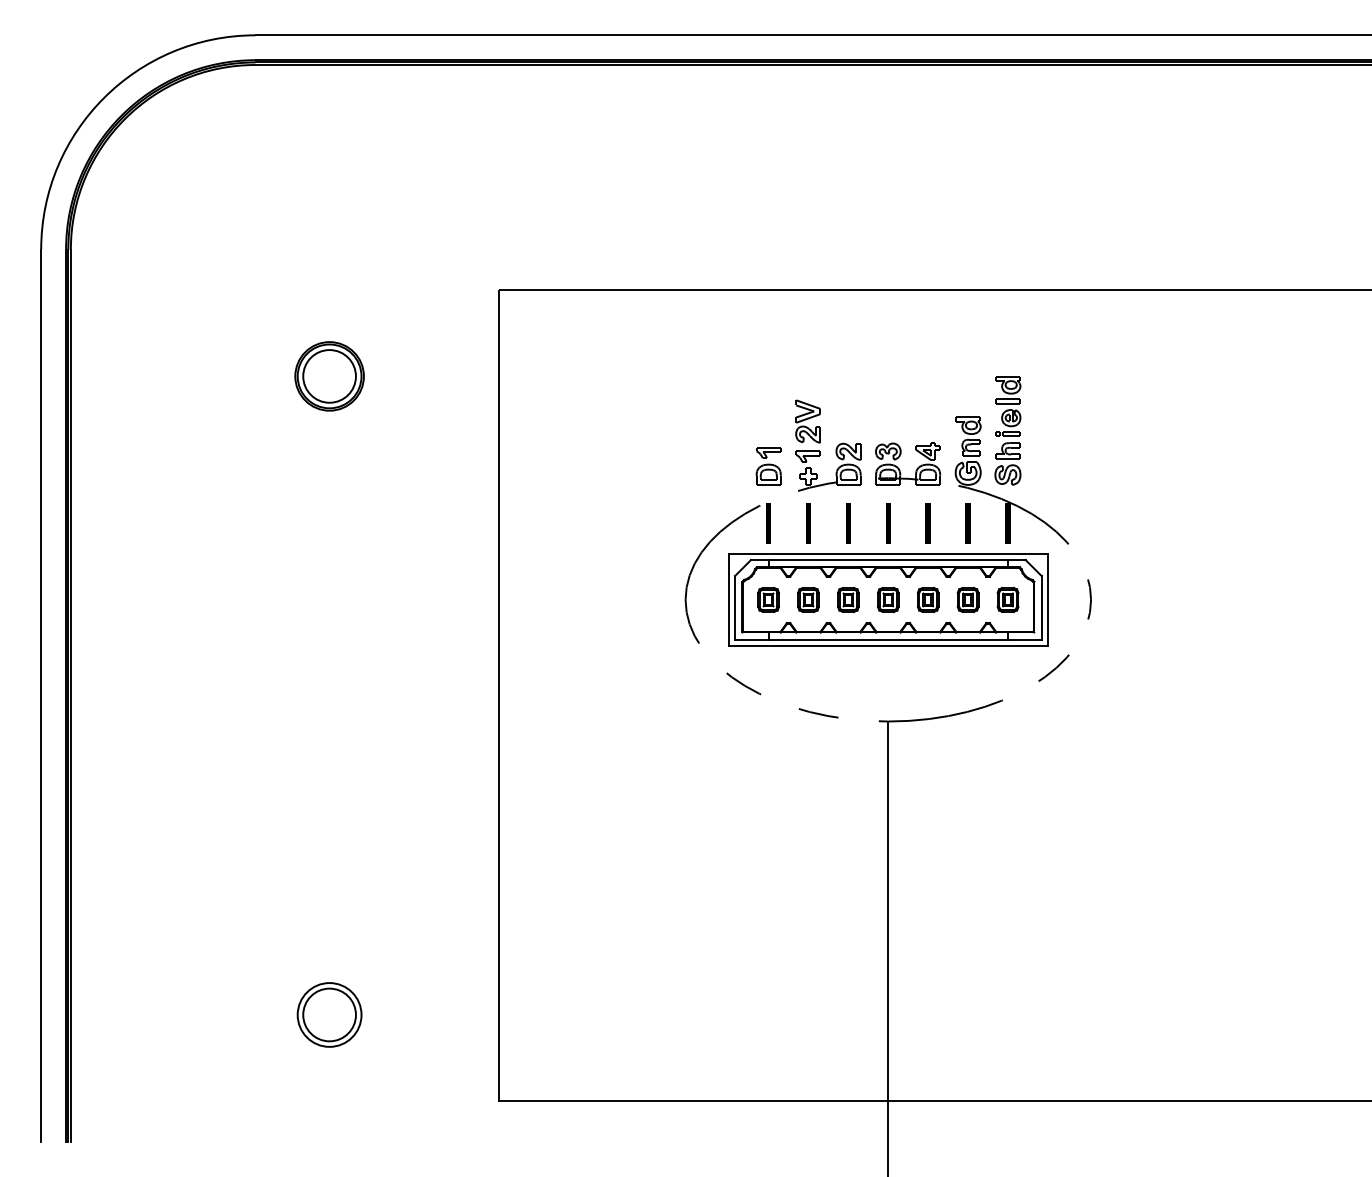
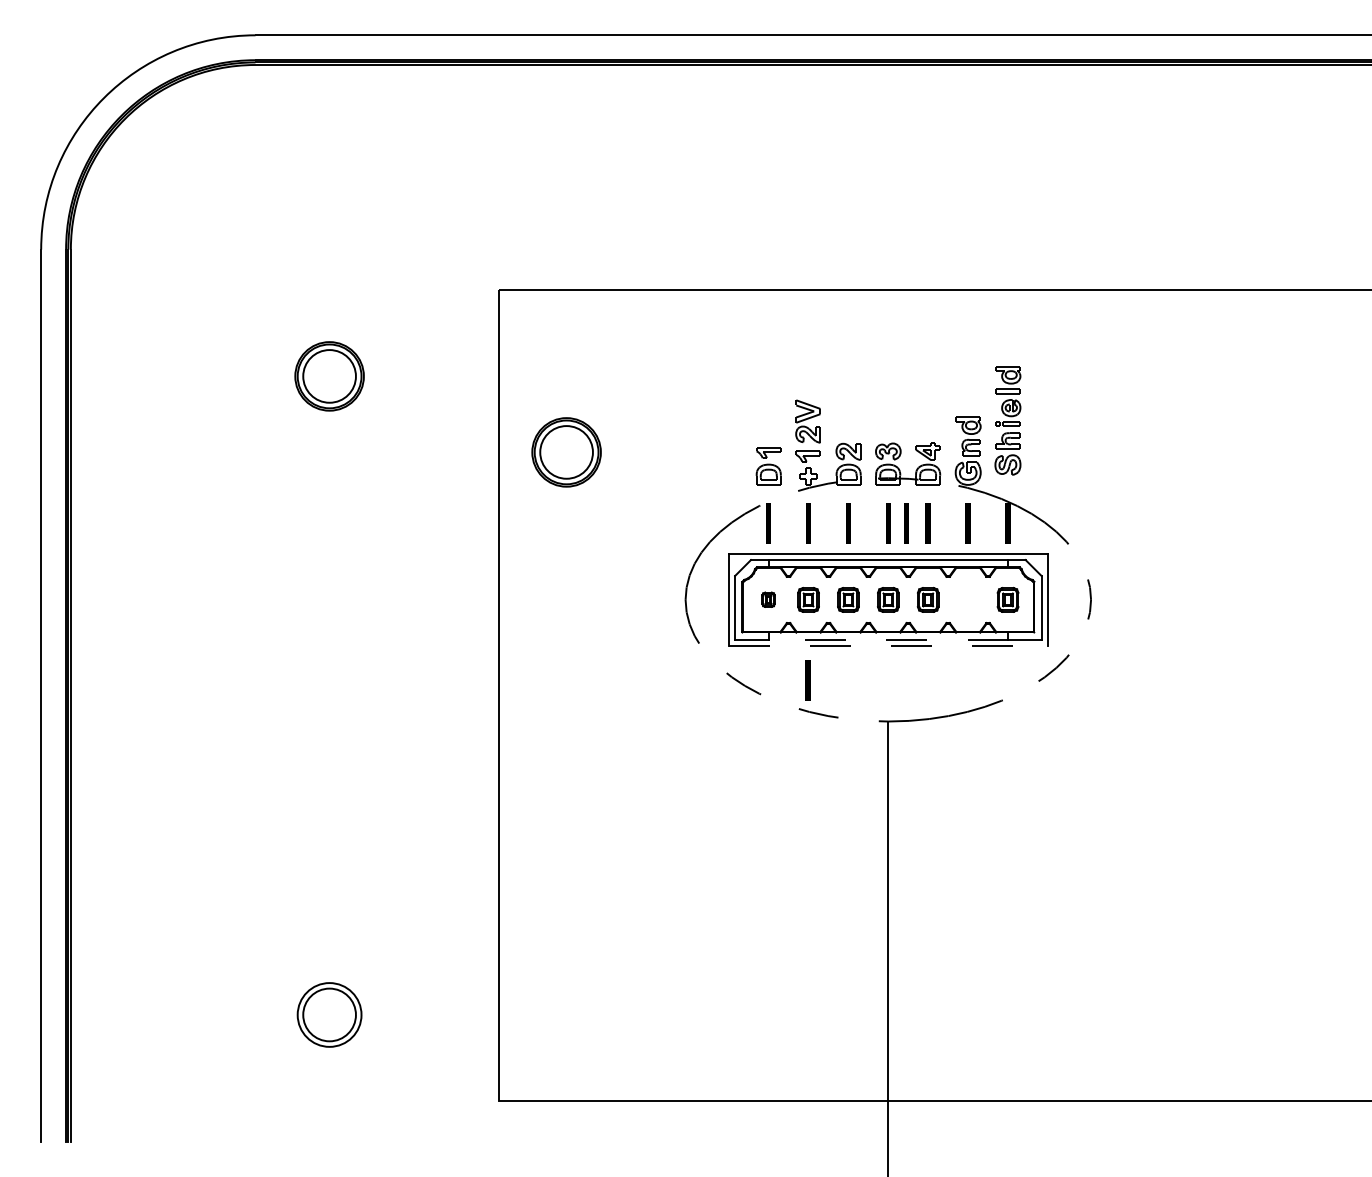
part position: (1007, 430) -> (1007, 420) (1007, 420)
part: none -> present (566, 452)
line: none -> present (906, 523)
part size: 23x27 px -> 15x17 px (768, 599)
part: present -> none (967, 599)
line: solid -> dashed (888, 639)
line: solid -> dashed (888, 645)
line: none -> present (807, 680)
